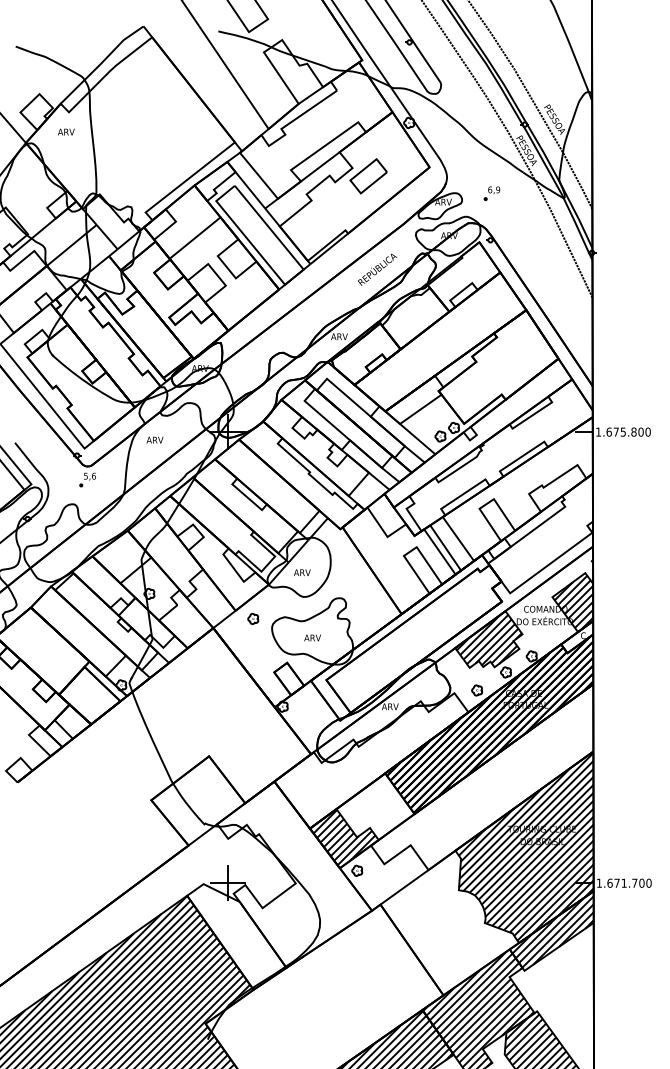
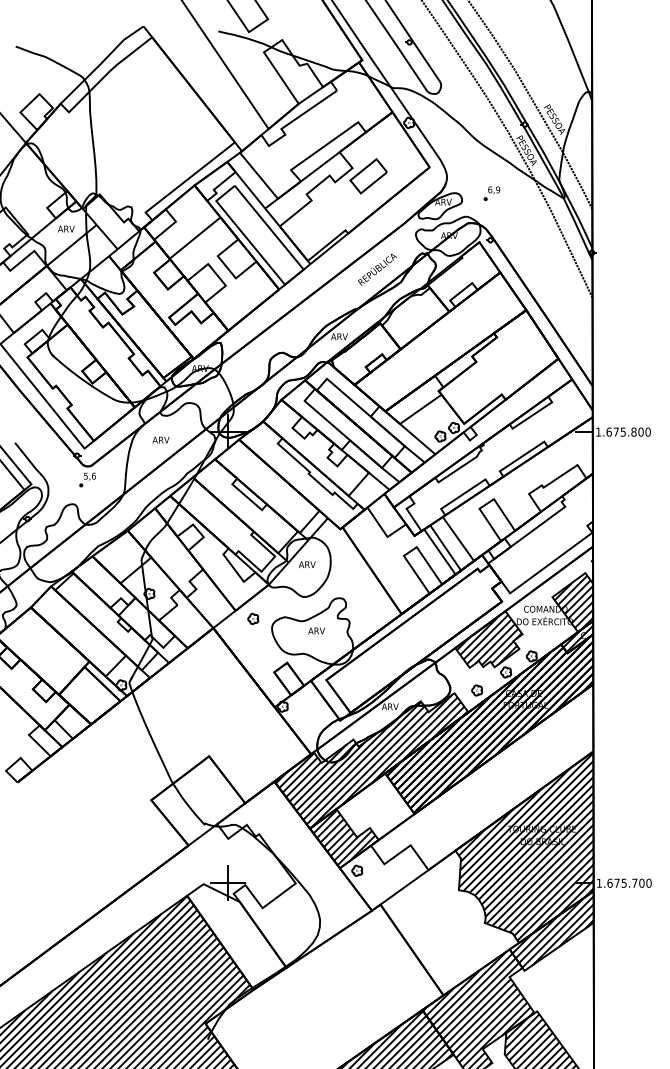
text position: (66, 131) -> (66, 228) (66, 228)
text position: (154, 439) -> (160, 439) (160, 439)
text position: (302, 572) -> (307, 564) (307, 564)
text position: (312, 637) -> (316, 630) (316, 630)
hatch: none -> present (578, 638)
hatch: none -> present (371, 760)
text: 1.671.700 -> 1.675.700 (623, 882)
